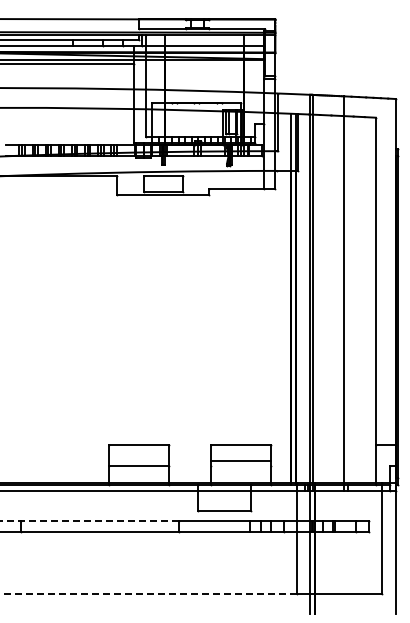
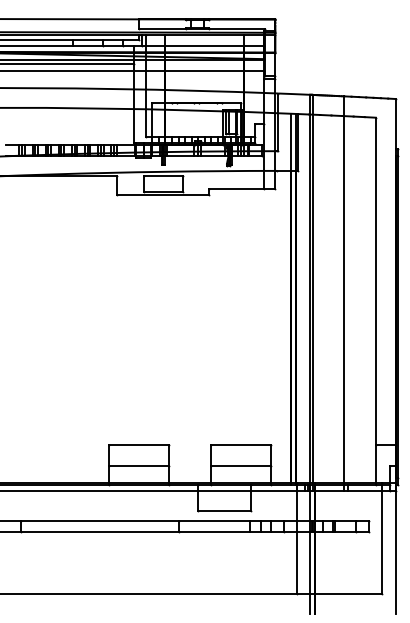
line: none -> present (133, 70)
line position: (240, 461) -> (240, 466) (240, 466)
line: dashed -> solid (89, 521)
line: dashed -> solid (147, 594)
